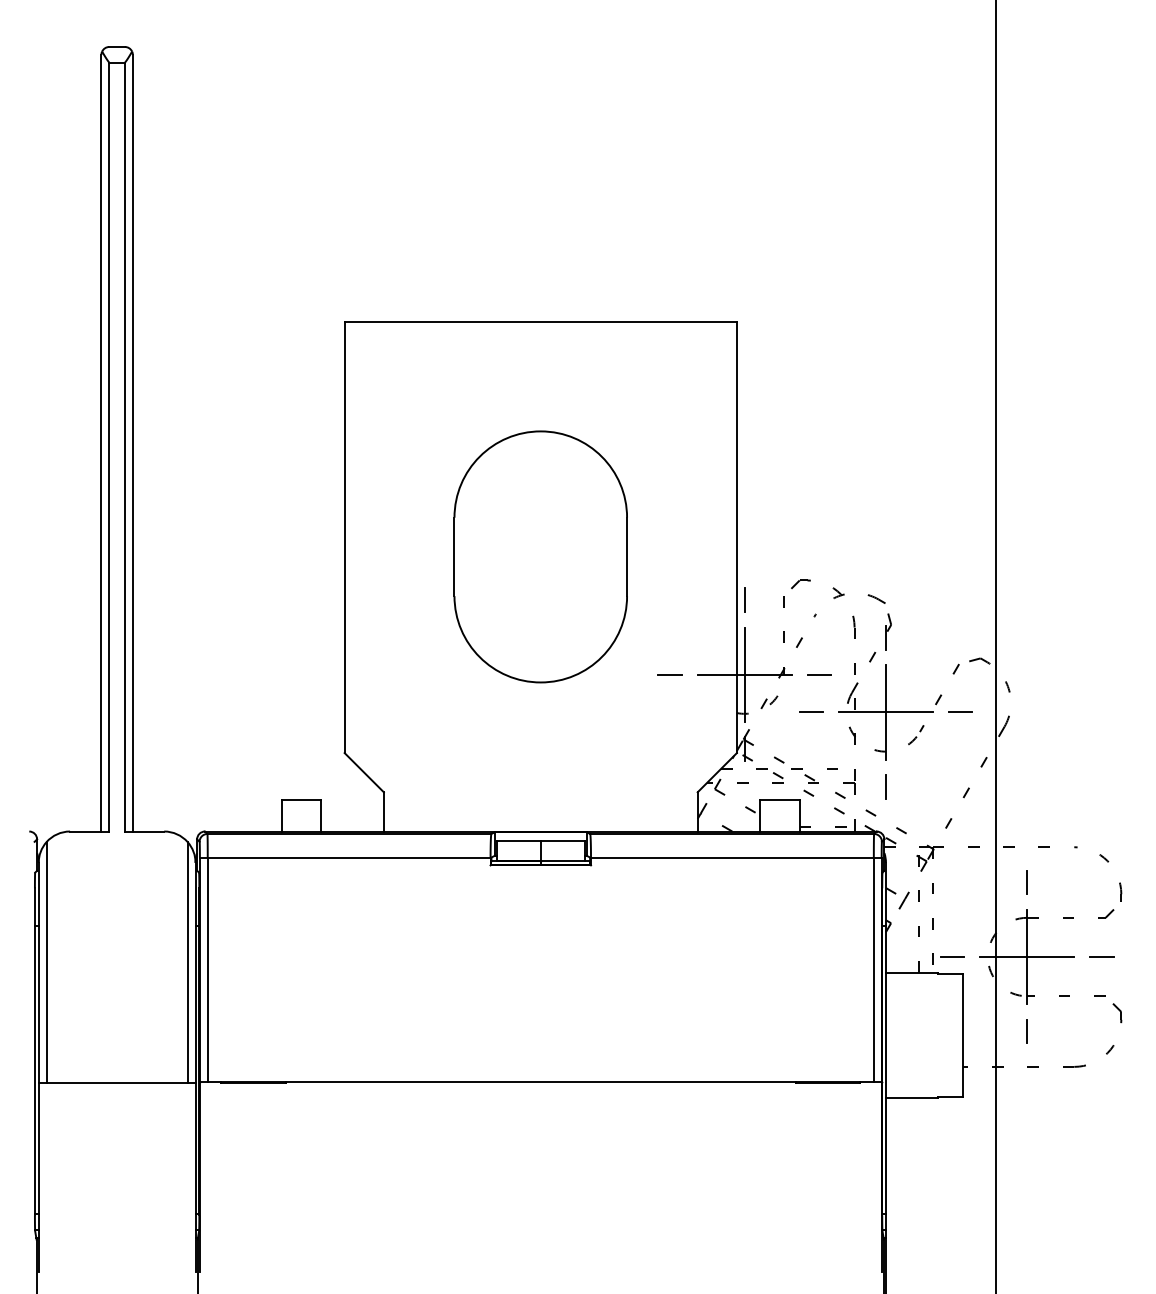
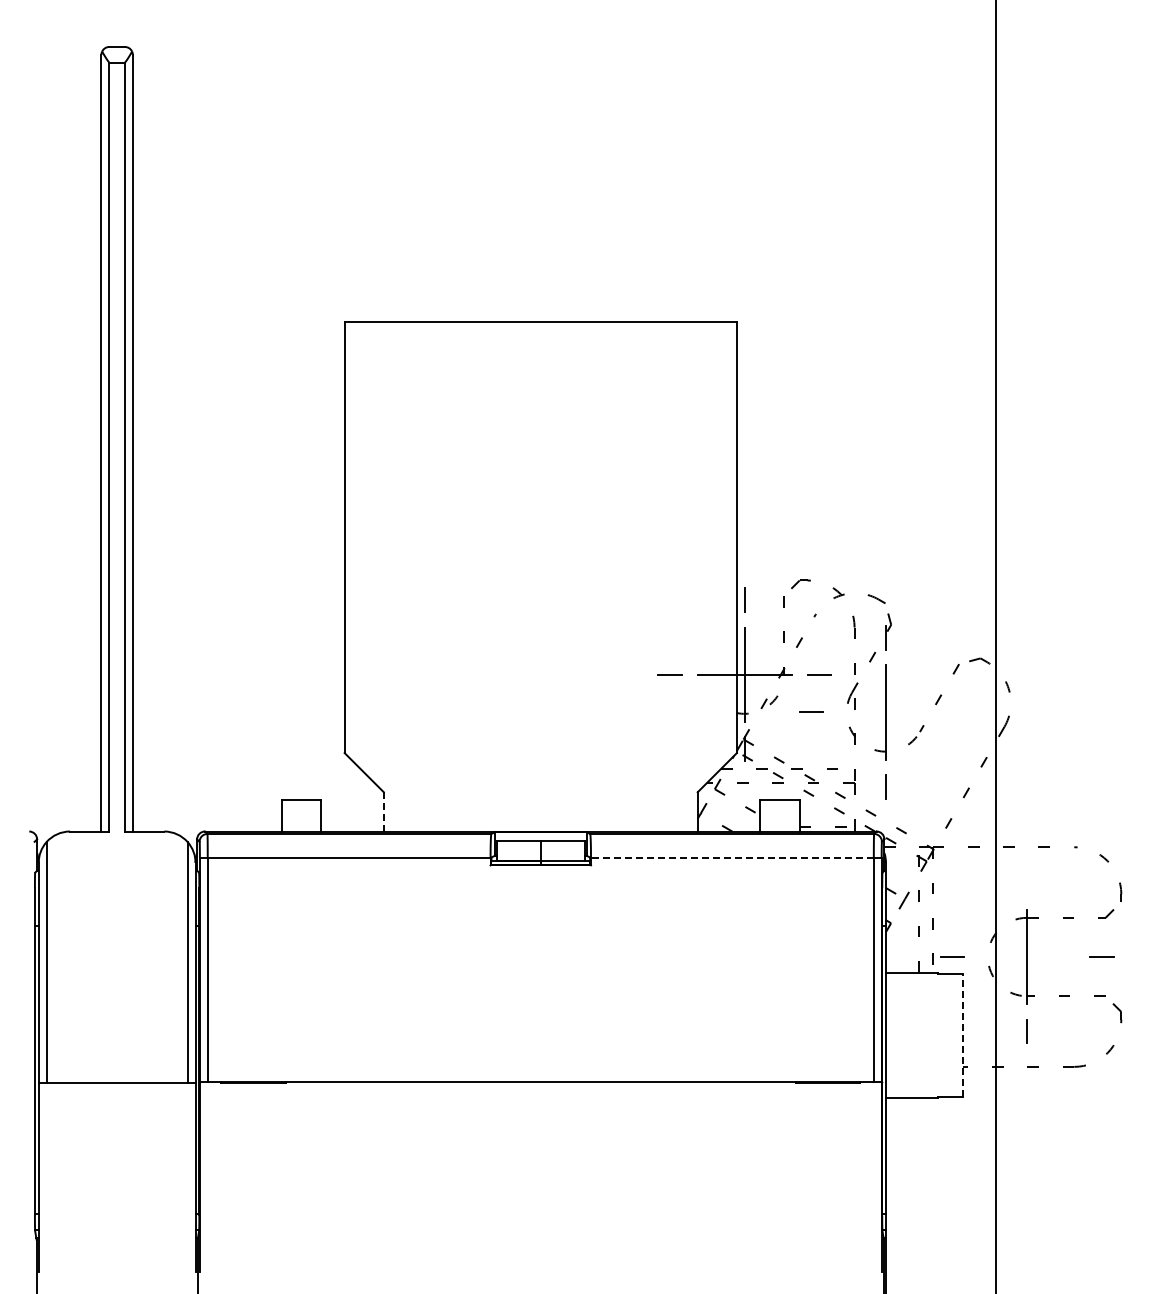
part: present -> none (540, 556)
line: present -> none (960, 711)
line: present -> none (885, 712)
line: solid -> dashed (383, 811)
line: solid -> dashed (731, 857)
line: present -> none (1026, 882)
line: present -> none (1027, 957)
line: solid -> dashed (962, 1035)
